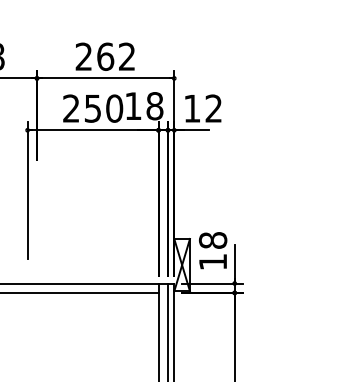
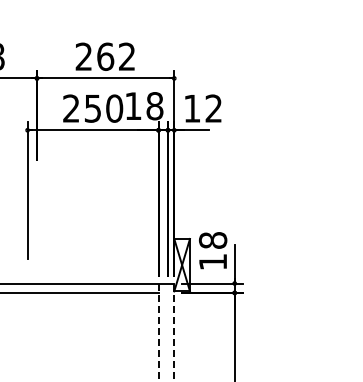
line: present -> none (168, 330)
line: solid -> dashed (158, 332)
line: solid -> dashed (174, 332)
